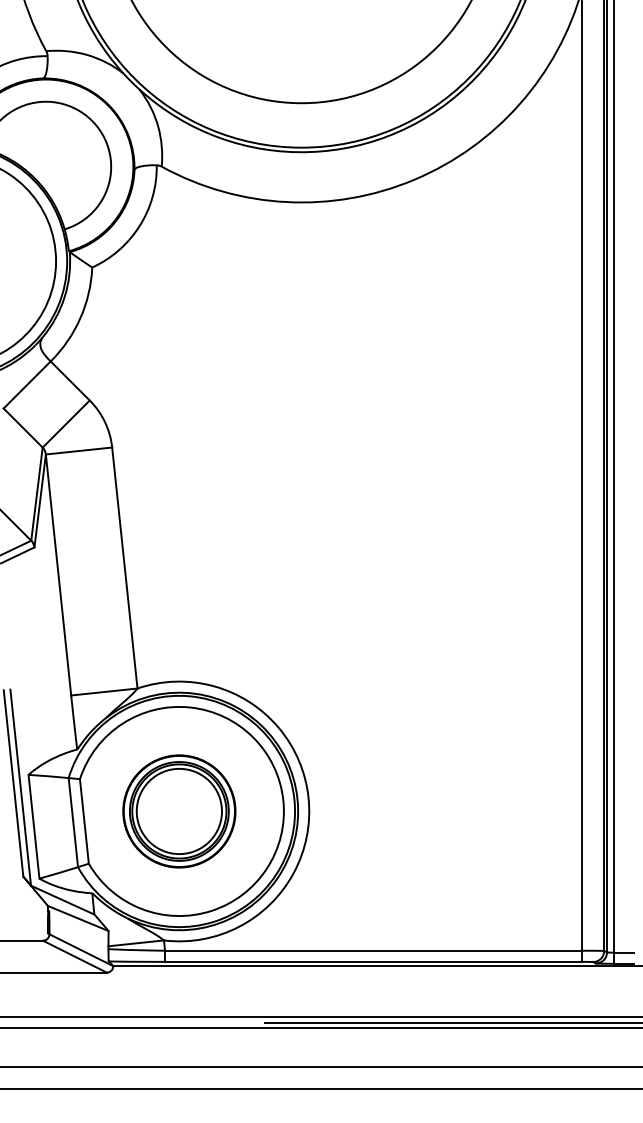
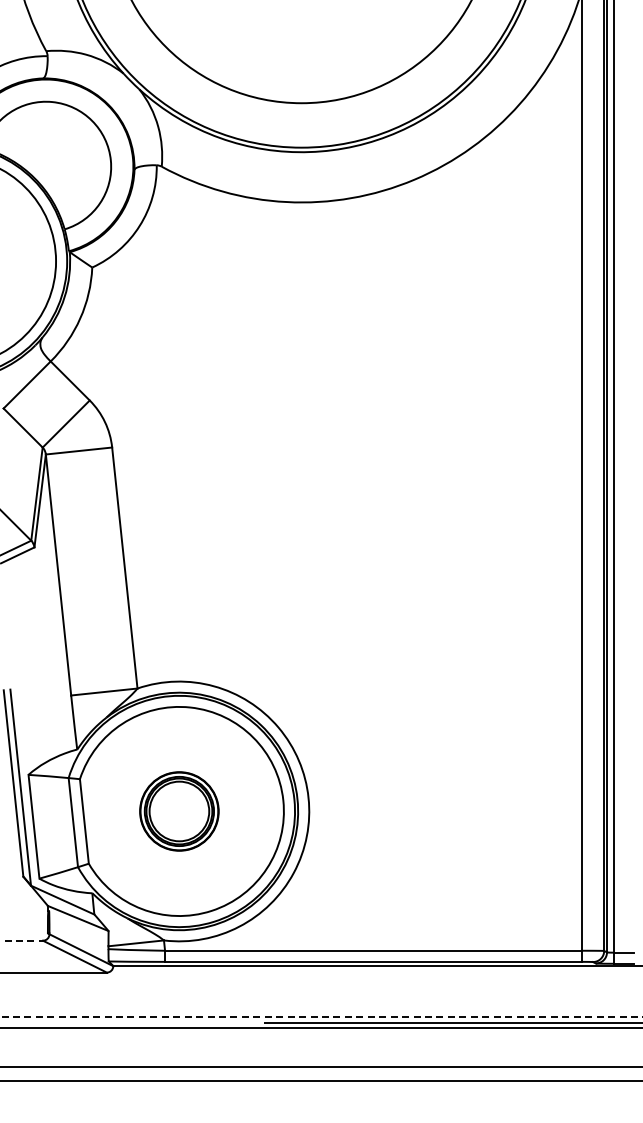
part size: 115x115 px -> 81x81 px (179, 811)
line: solid -> dashed (22, 940)
line: solid -> dashed (321, 1017)
line position: (320, 1089) -> (320, 1081) (320, 1081)
